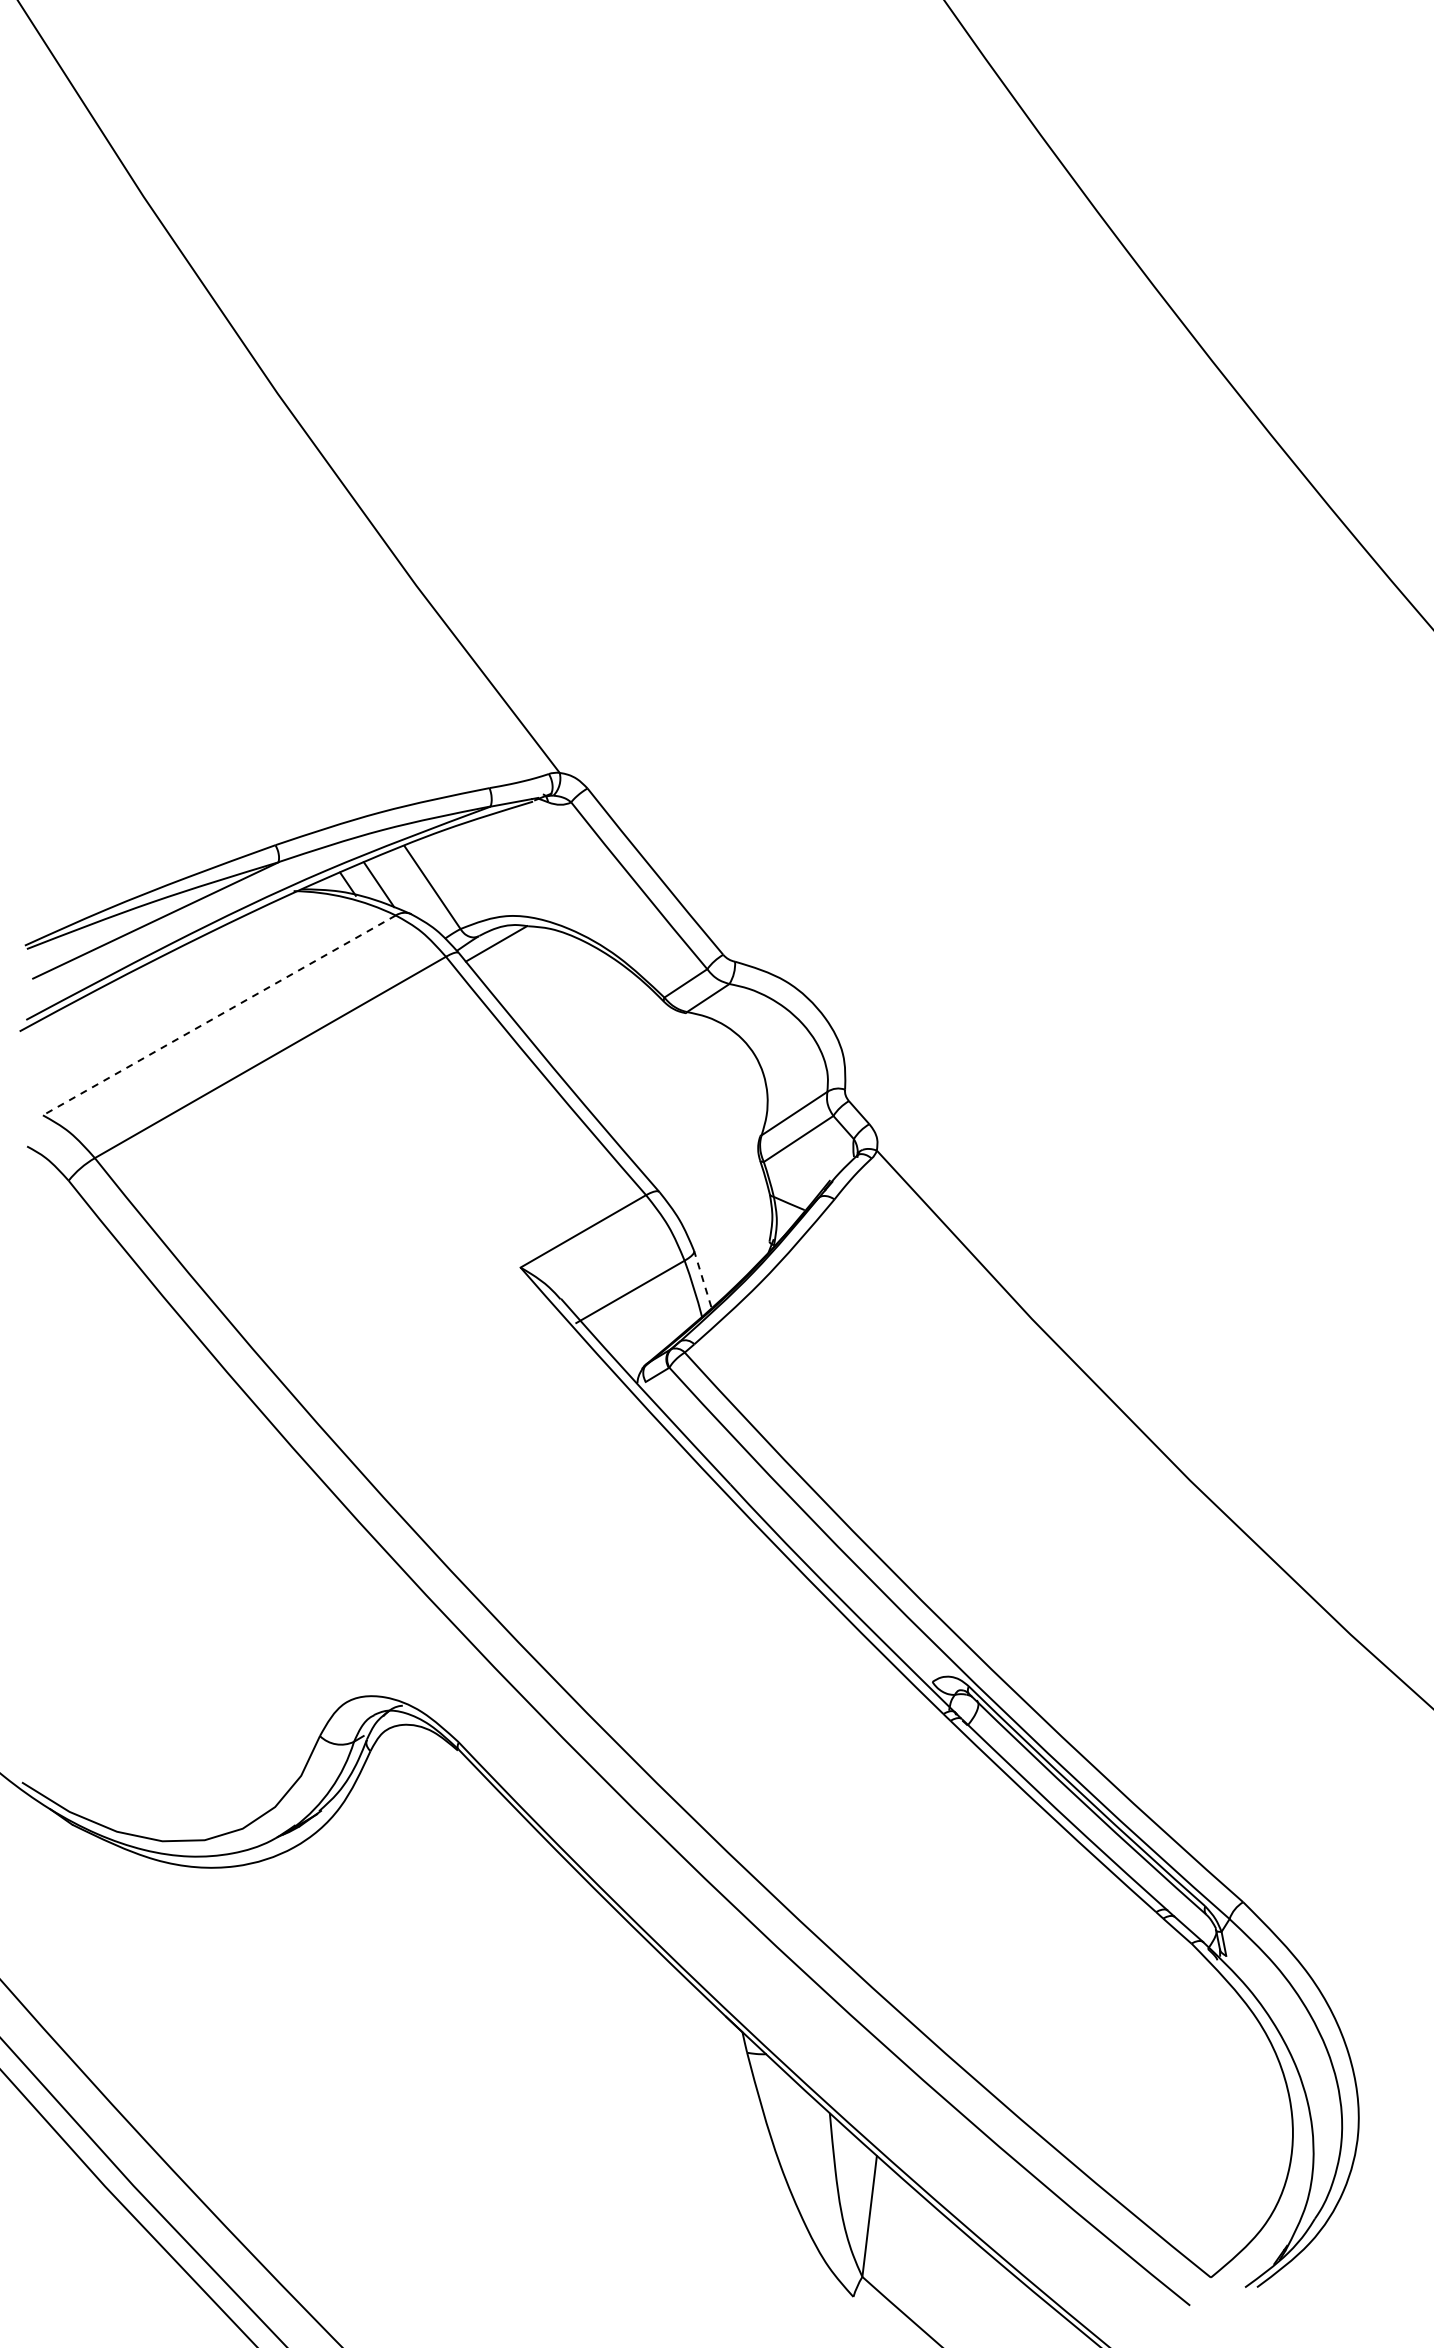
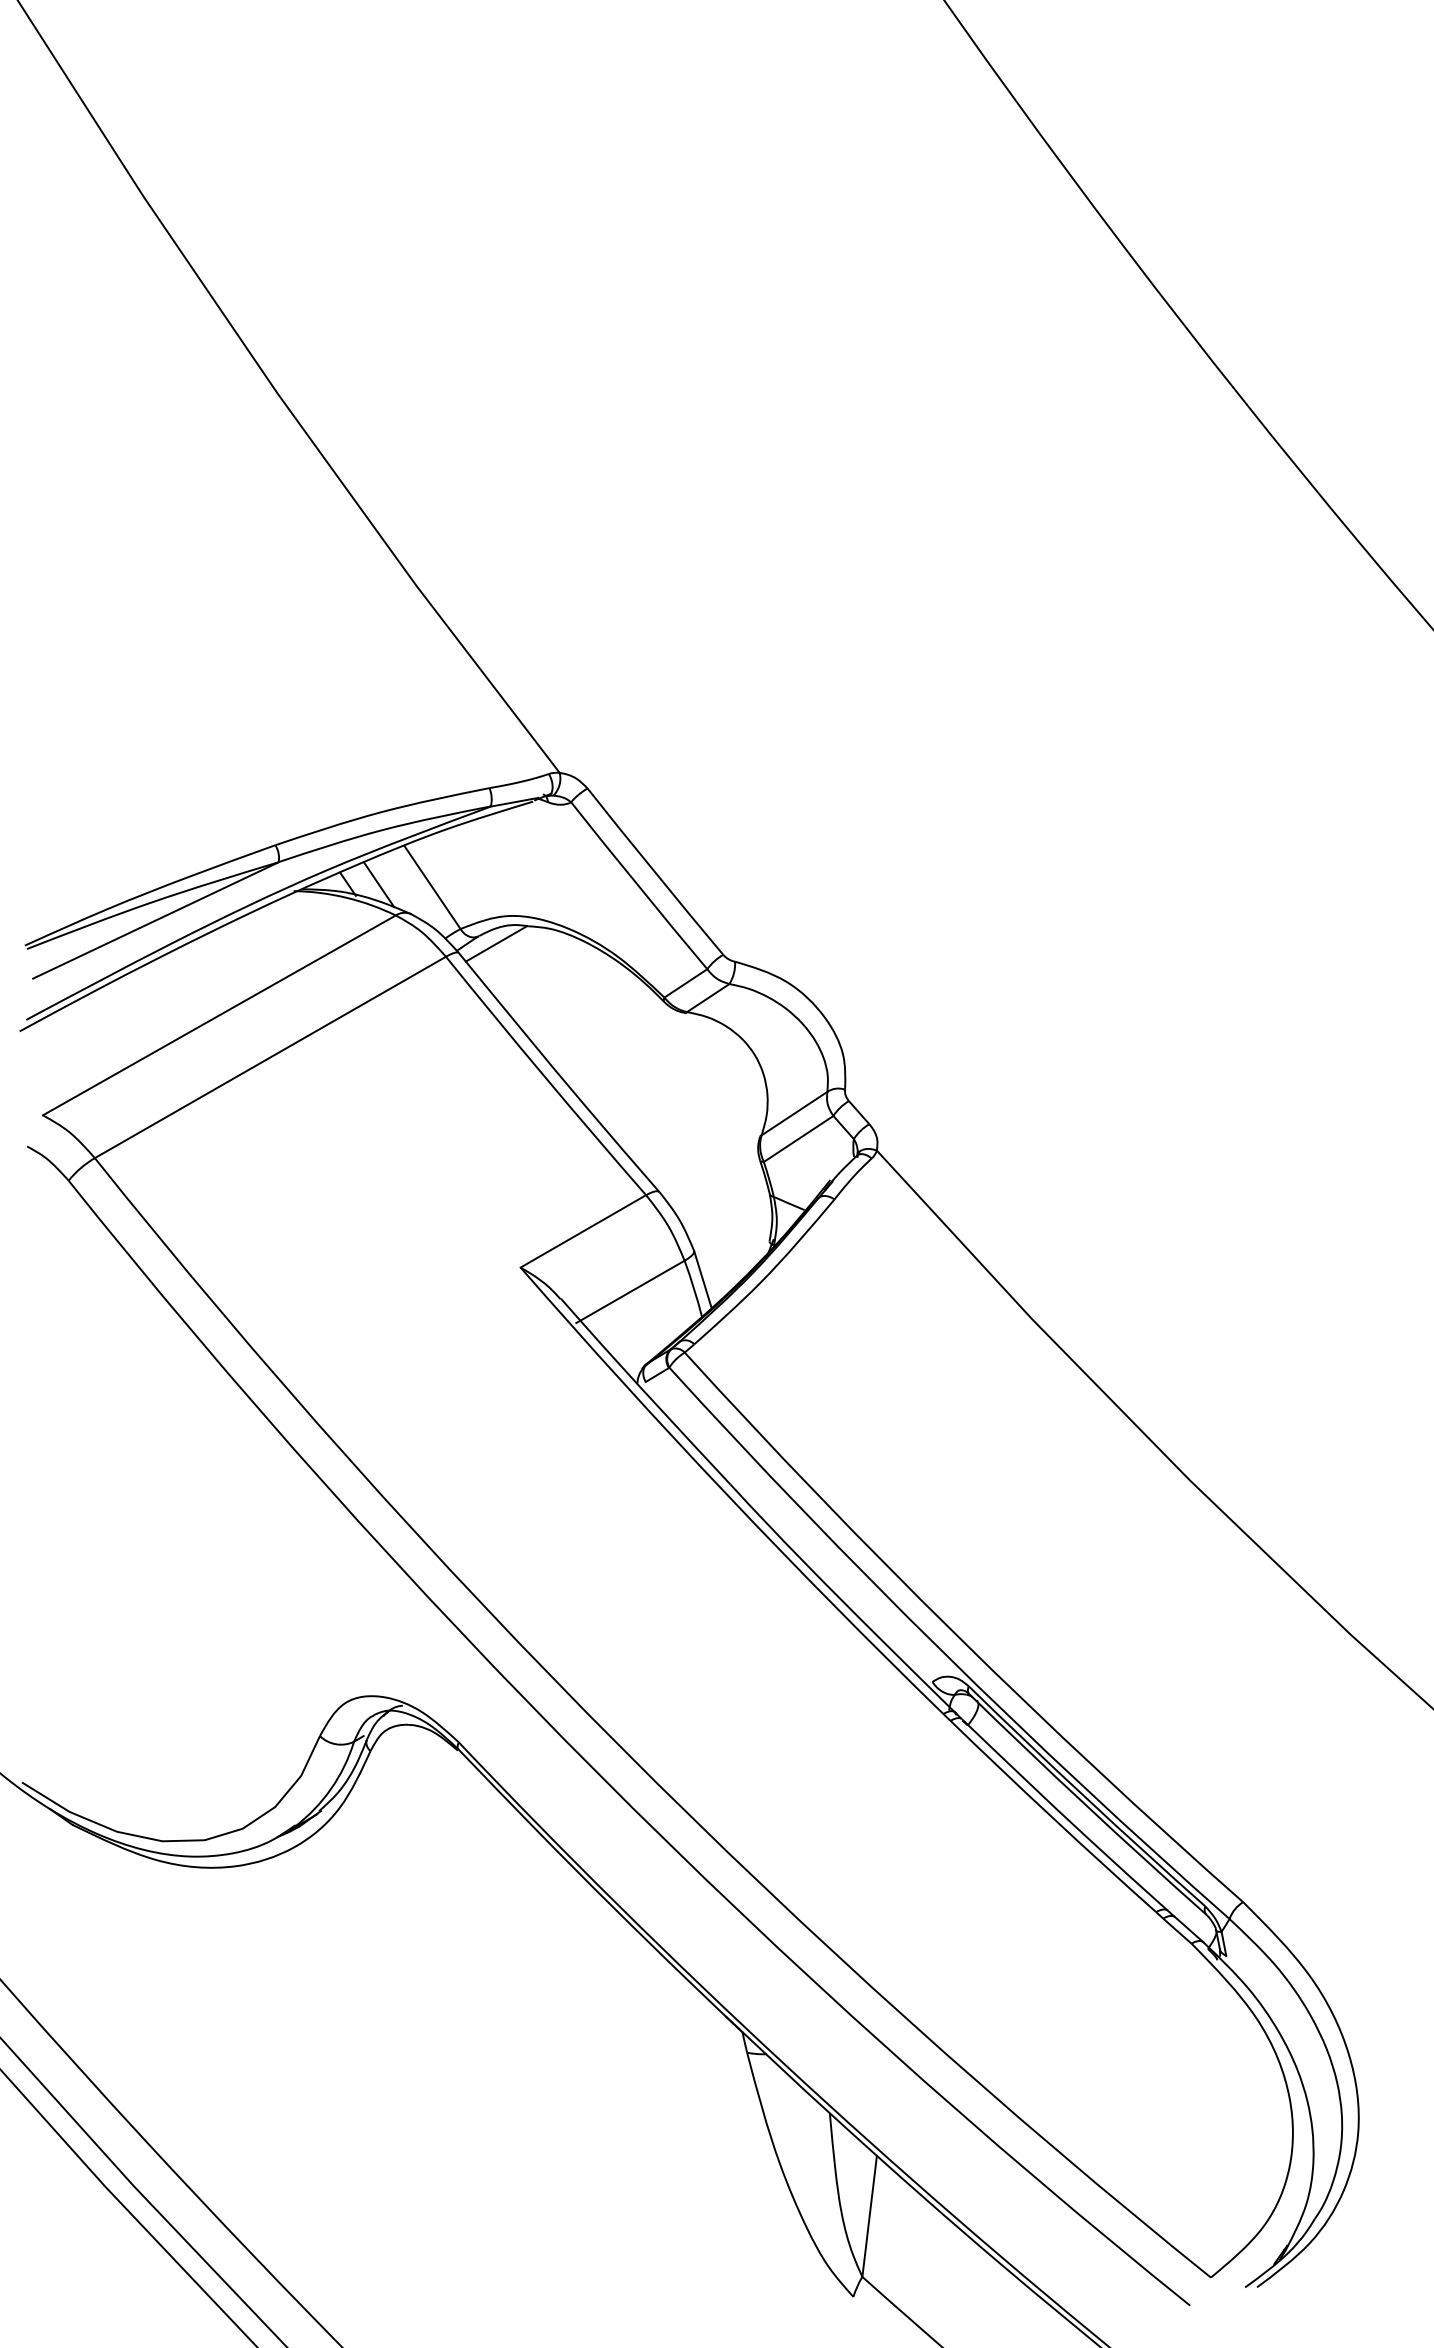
line: dashed -> solid (219, 1015)
line: dashed -> solid (702, 1278)
